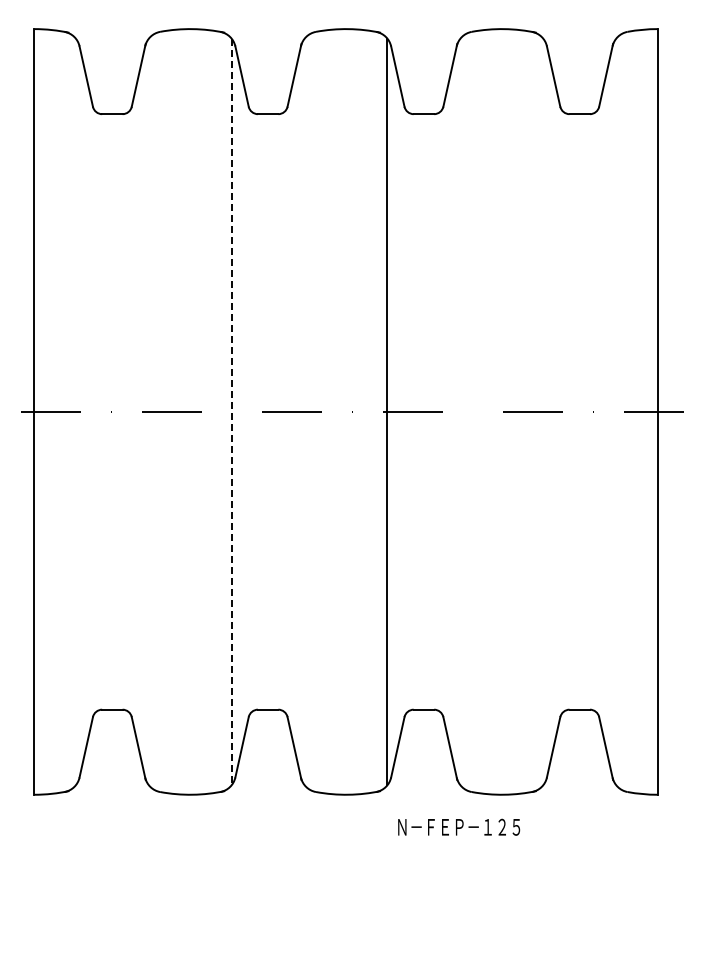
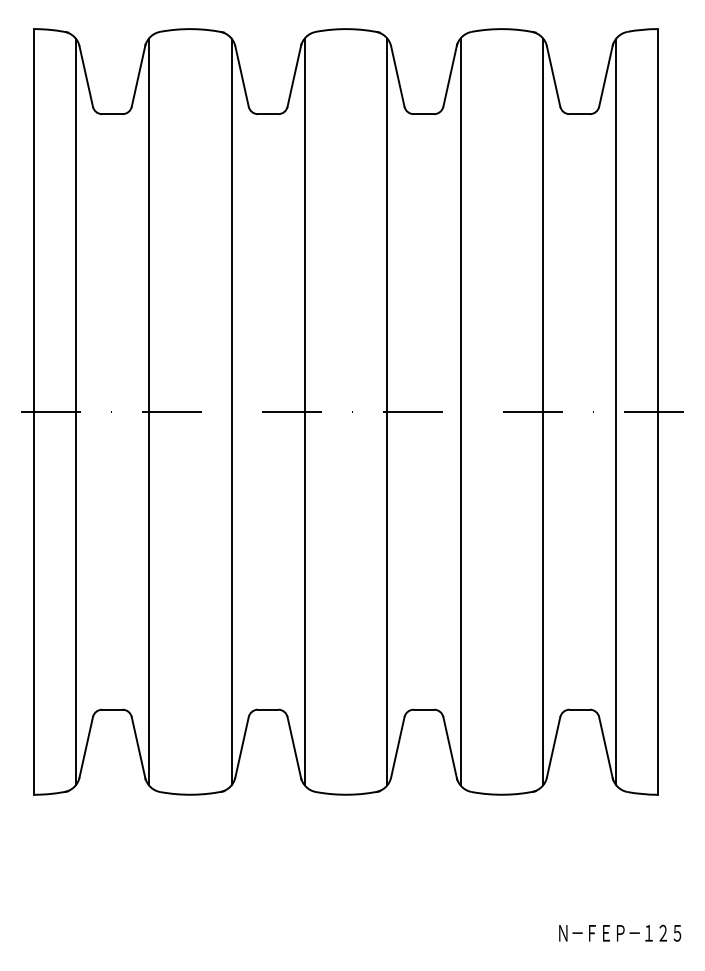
line: none -> present (75, 411)
line: none -> present (148, 411)
line: none -> present (304, 411)
line: none -> present (460, 411)
line: none -> present (543, 411)
line: none -> present (616, 411)
line: dashed -> solid (231, 412)
text position: (459, 826) -> (620, 932) (620, 932)
